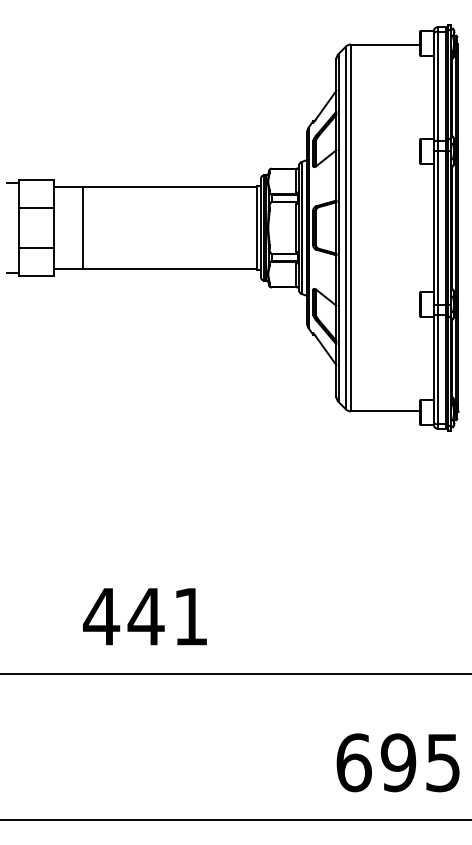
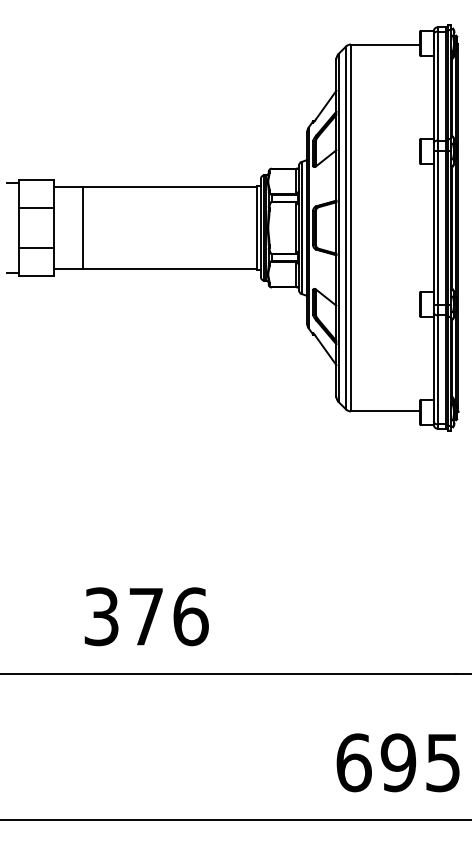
text: 441 -> 376 (145, 616)
